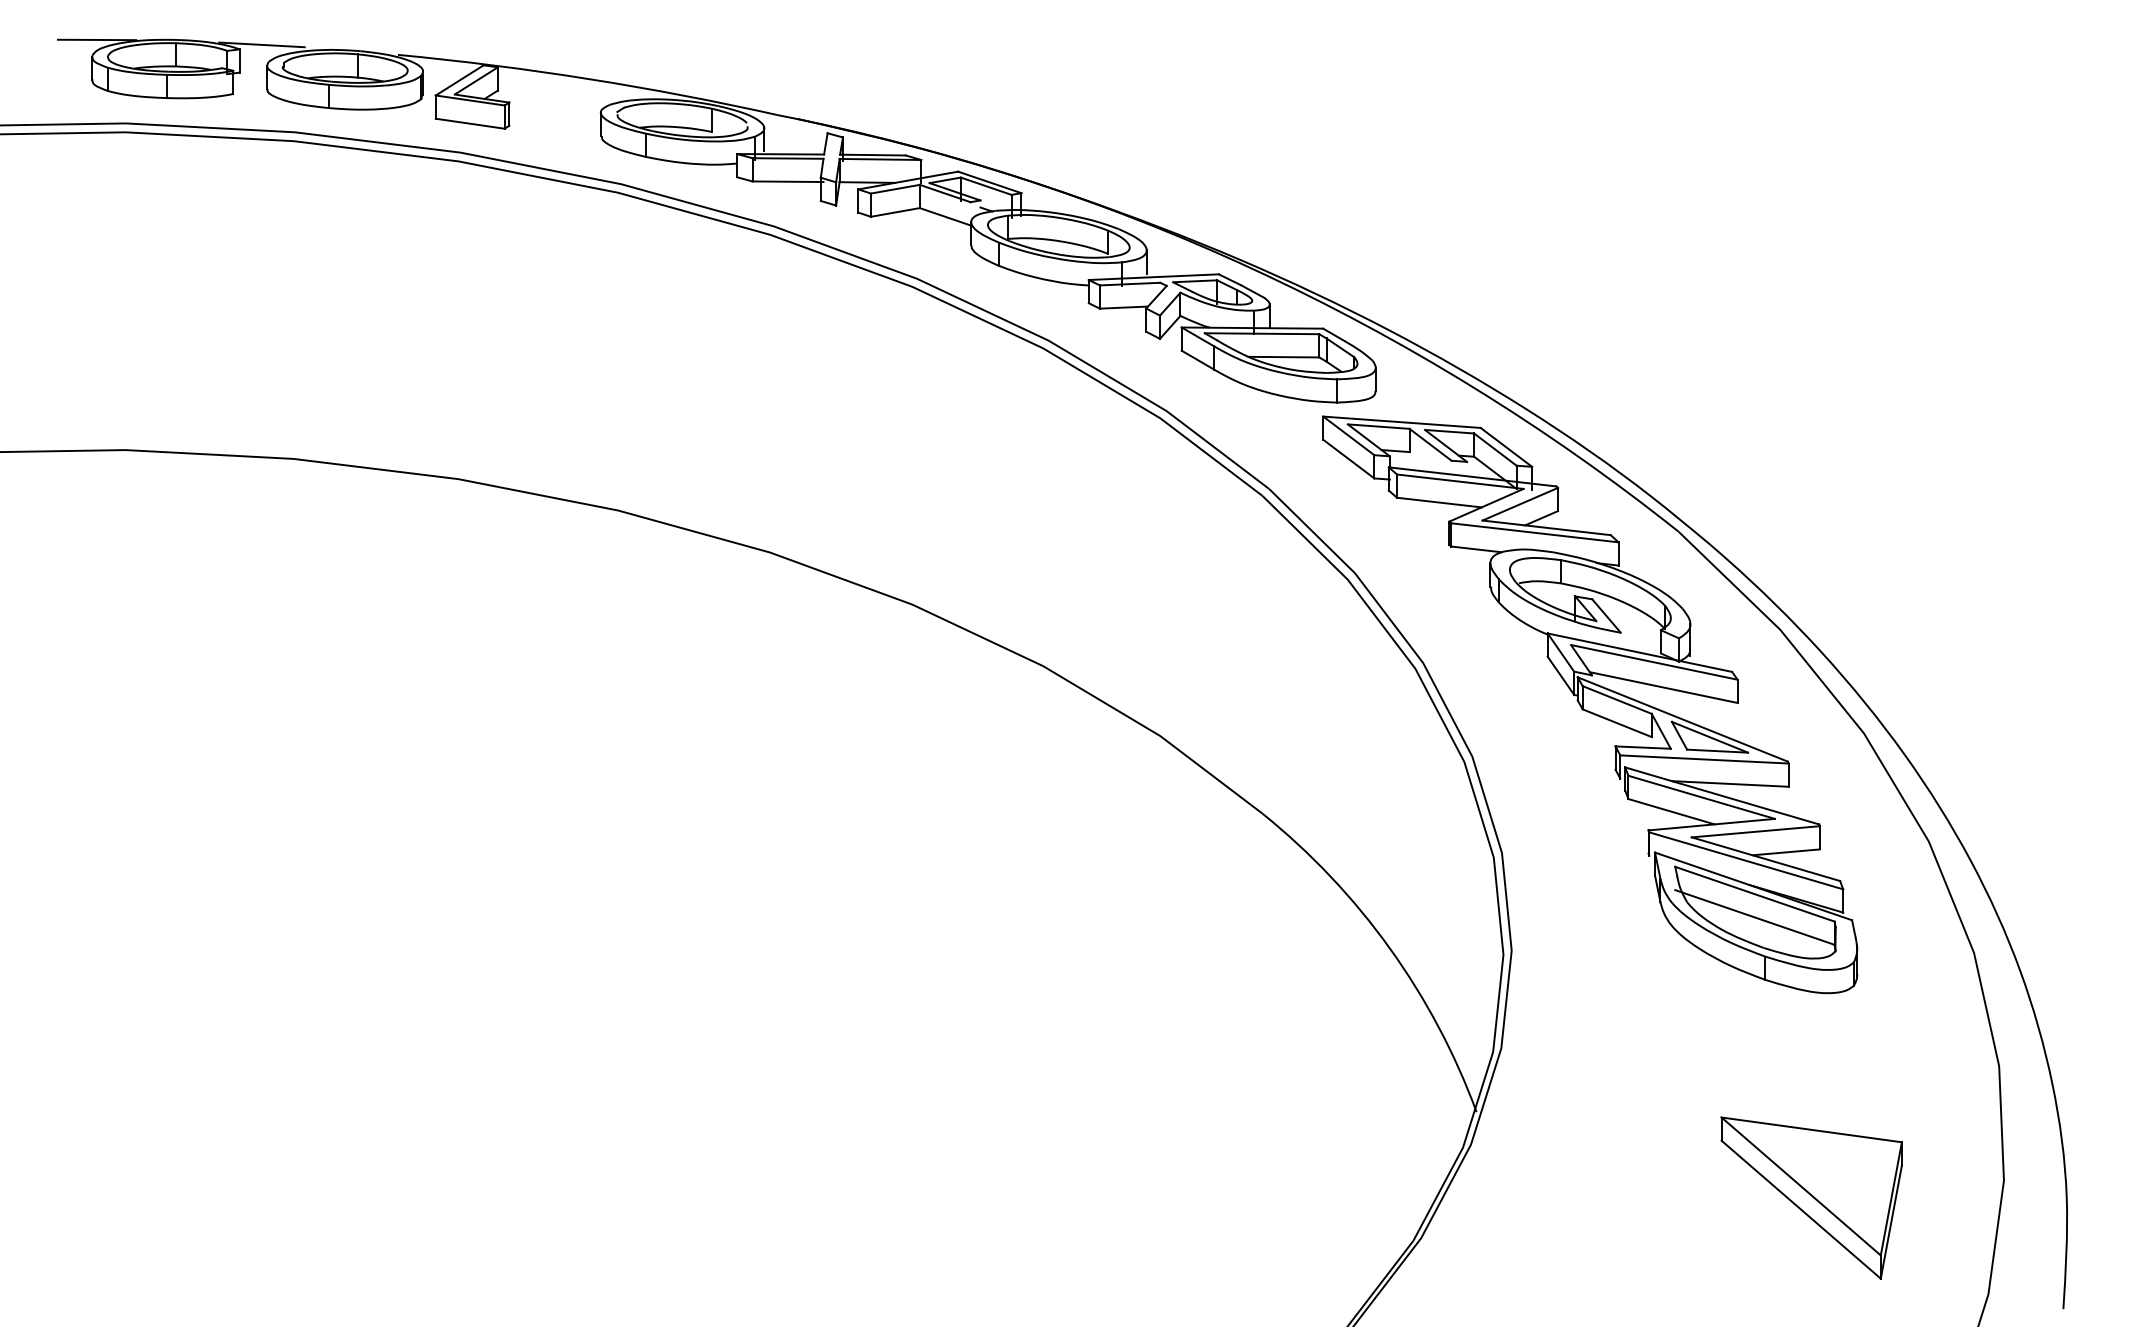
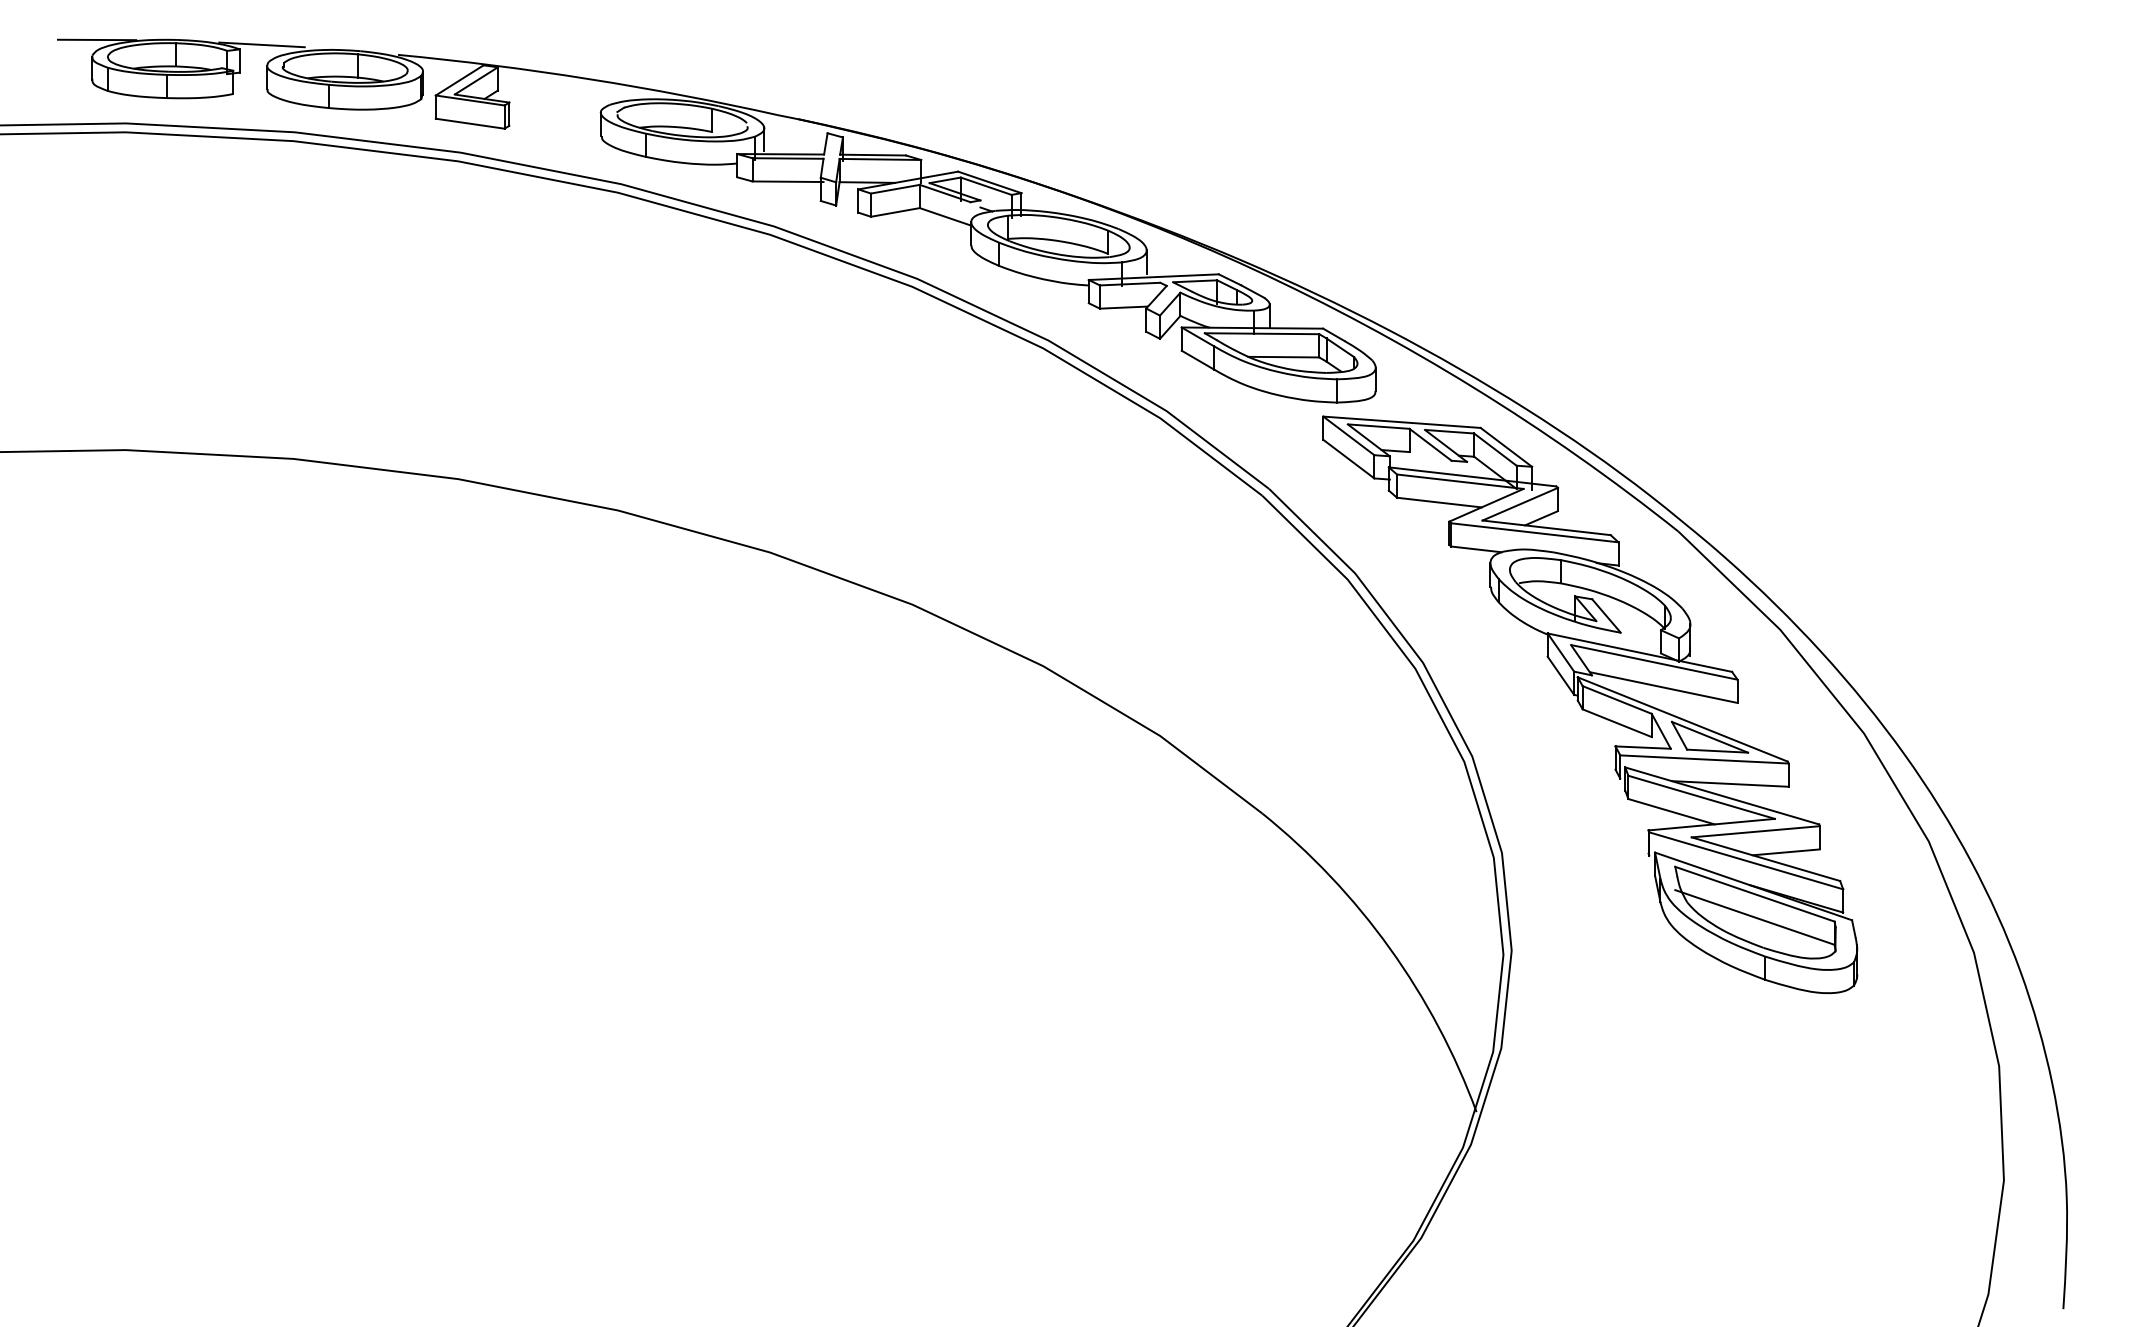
part: present -> none (1811, 1197)
